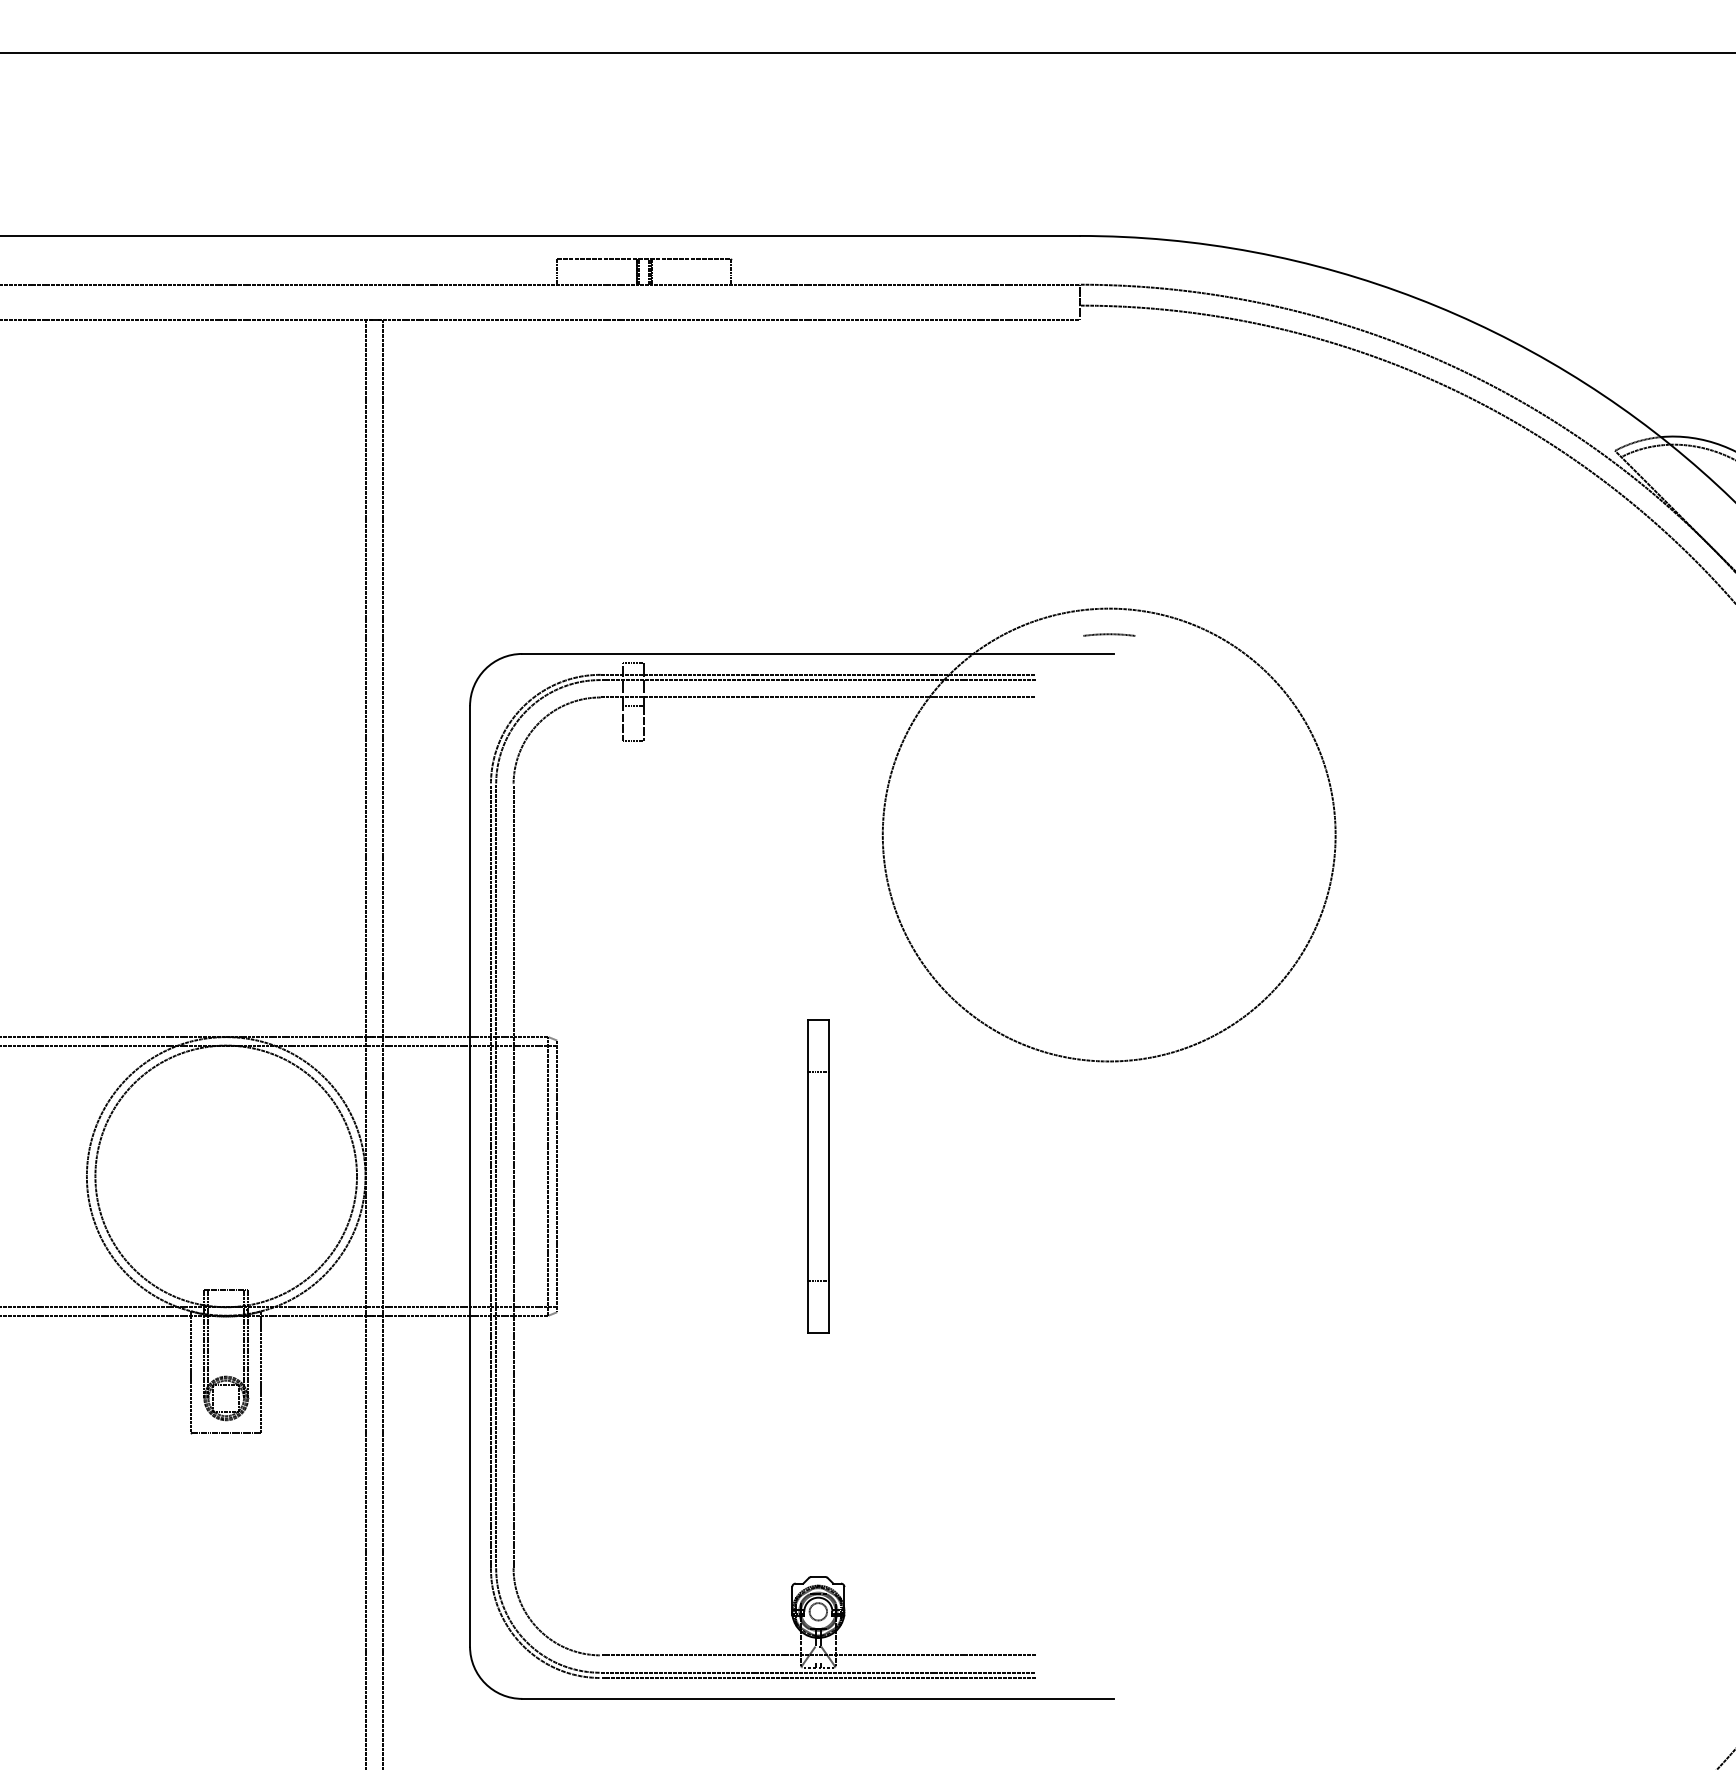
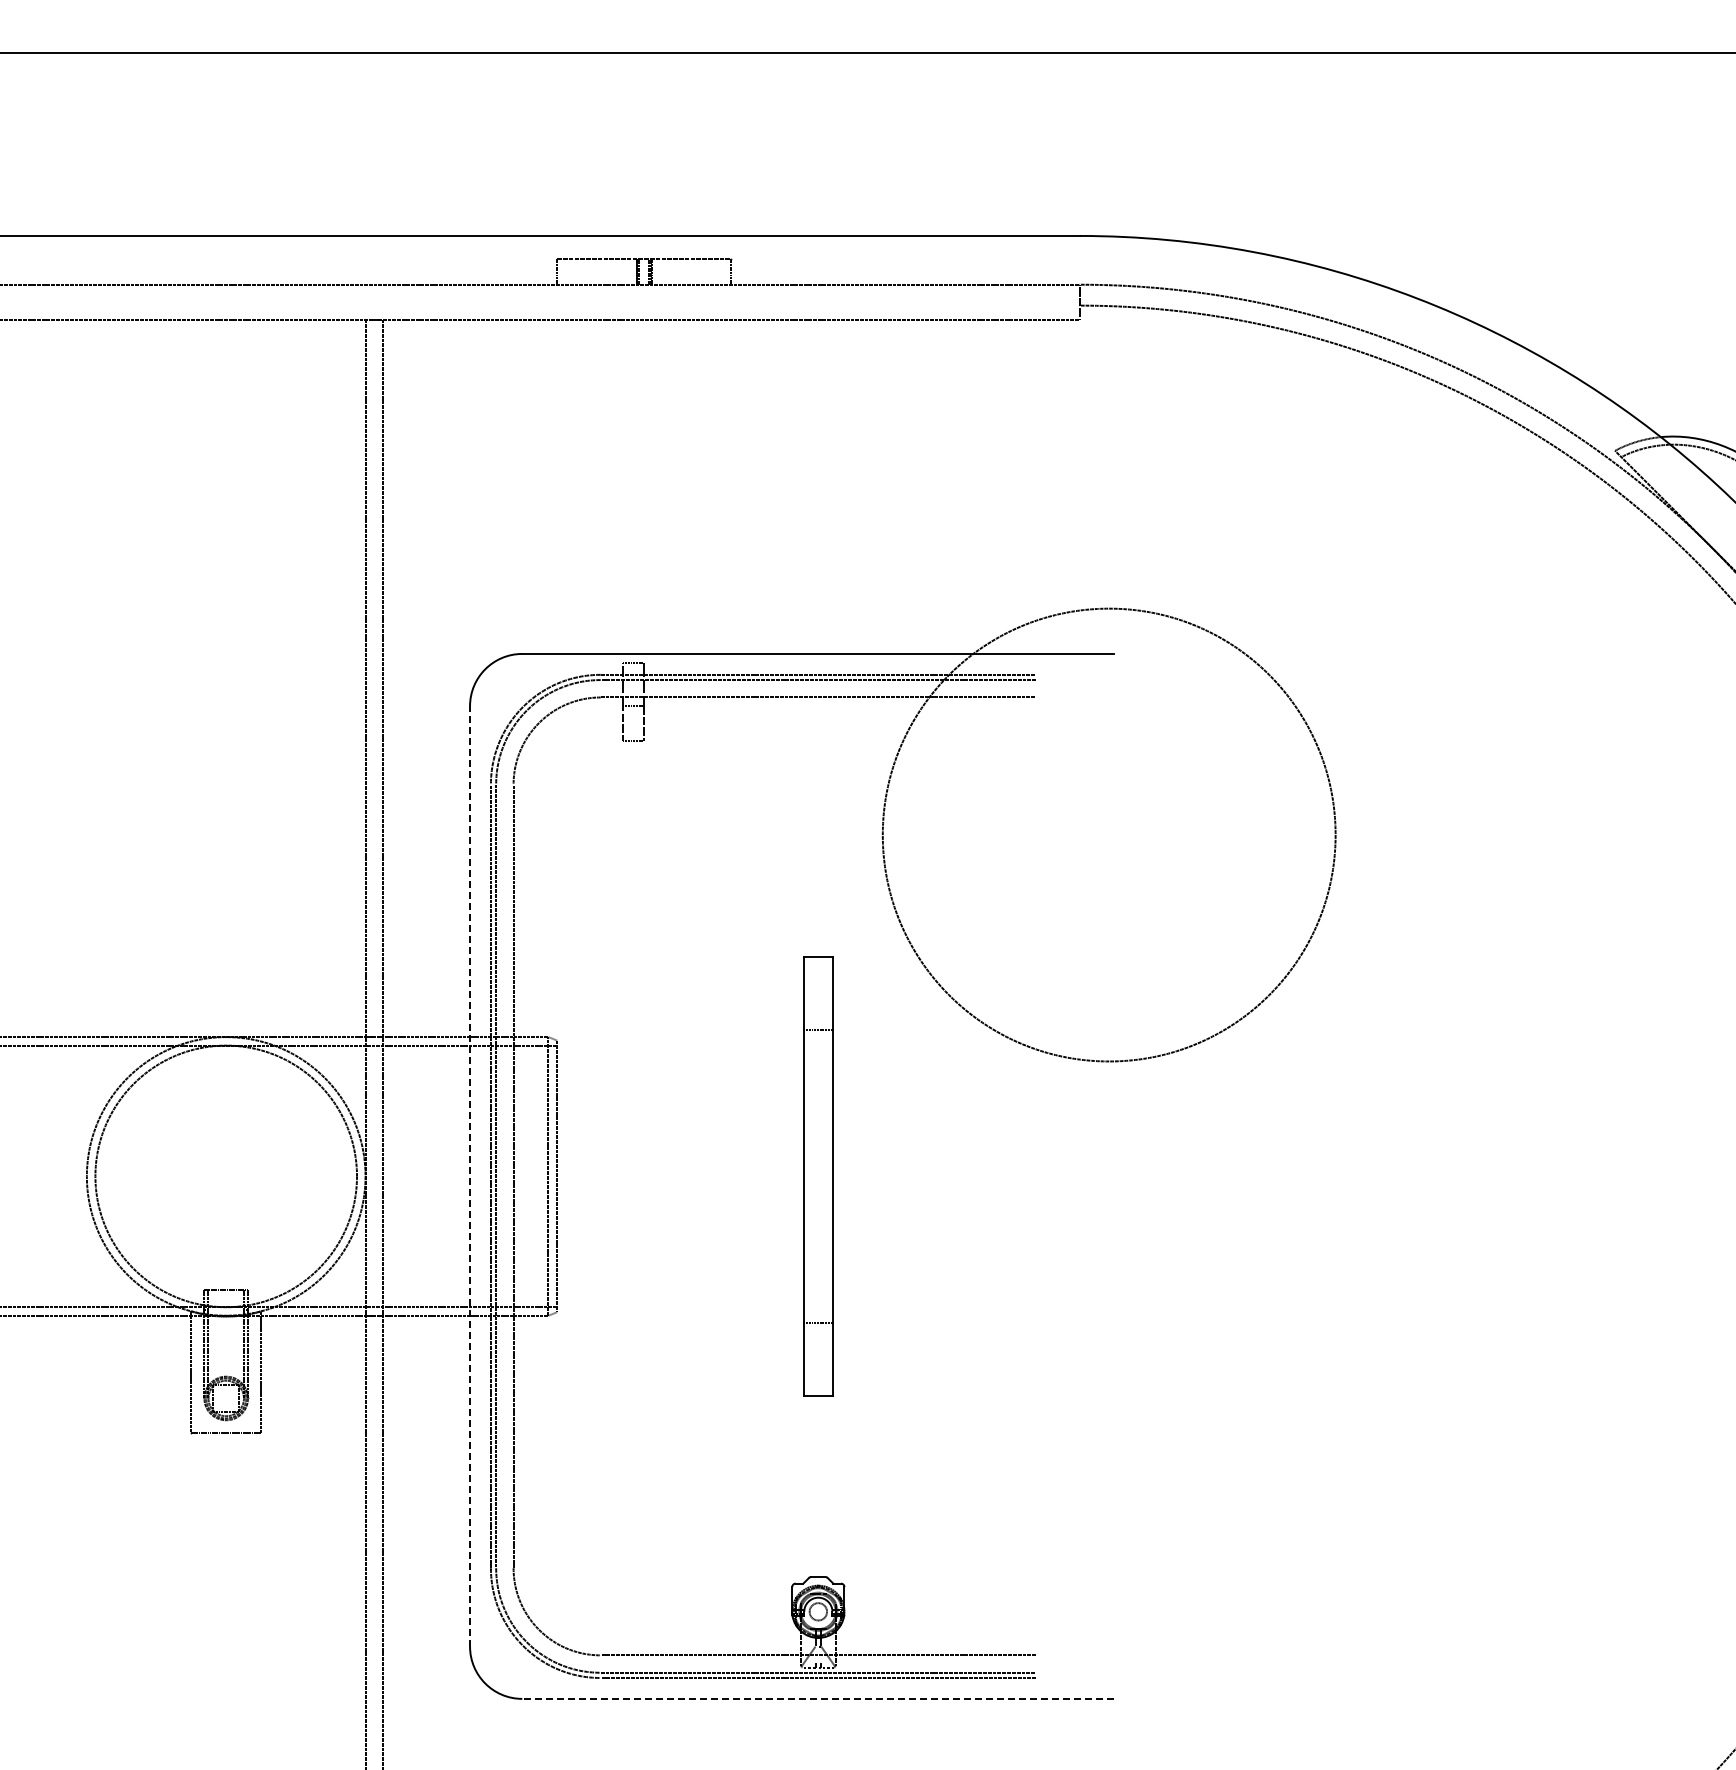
line: present -> none (1109, 634)
line: solid -> dashed (470, 1175)
part size: 23x315 px -> 31x441 px (818, 1176)
line: solid -> dashed (817, 1698)
